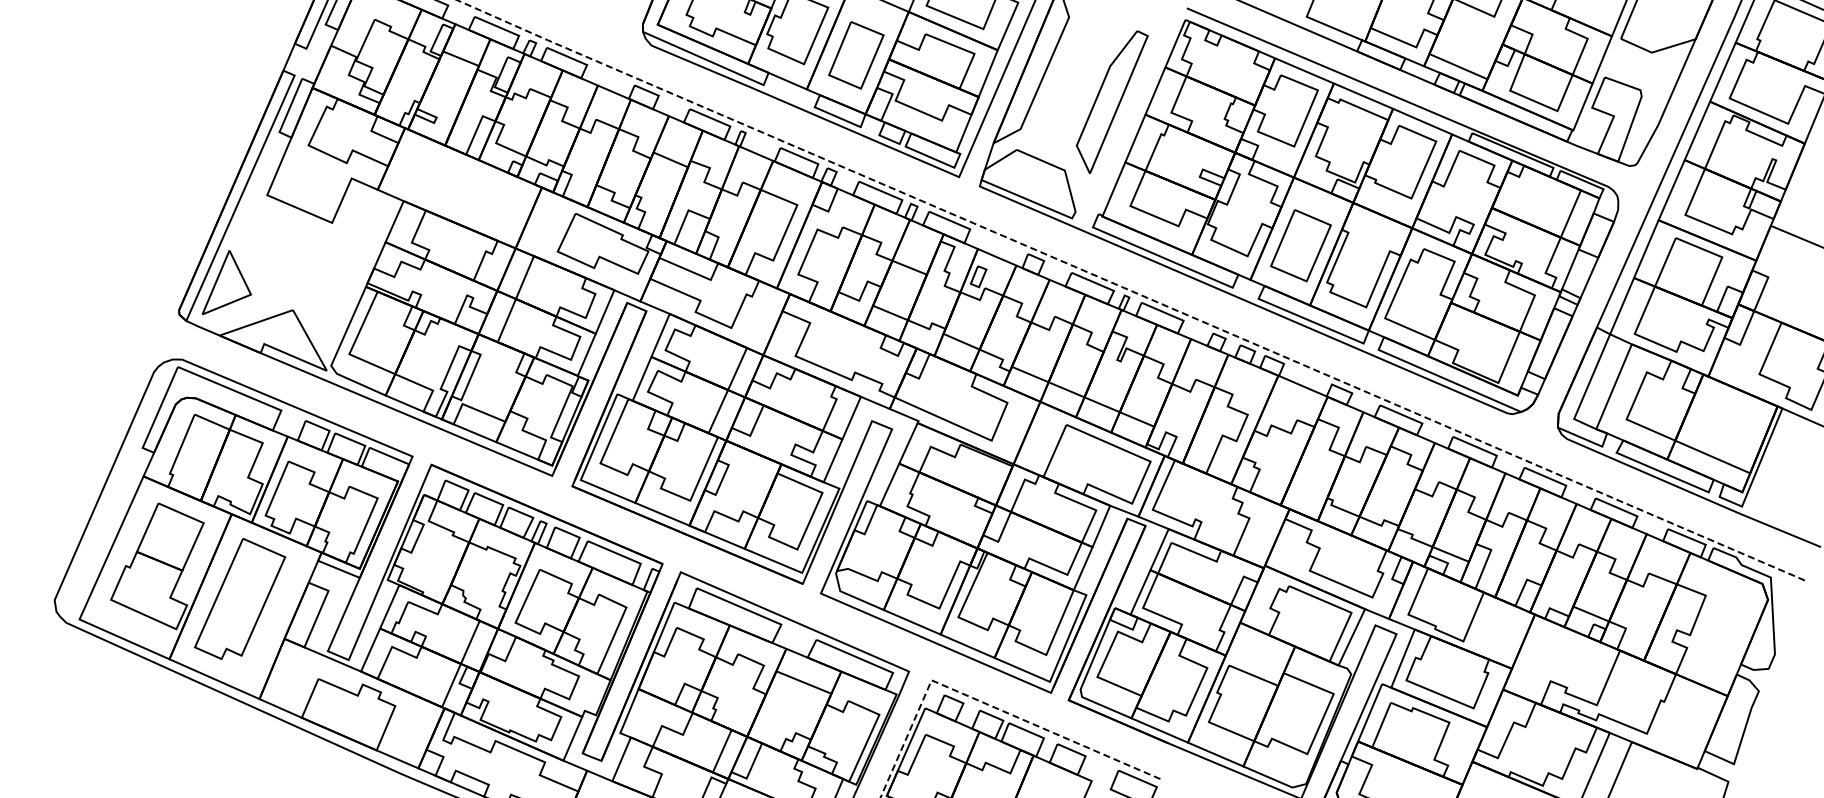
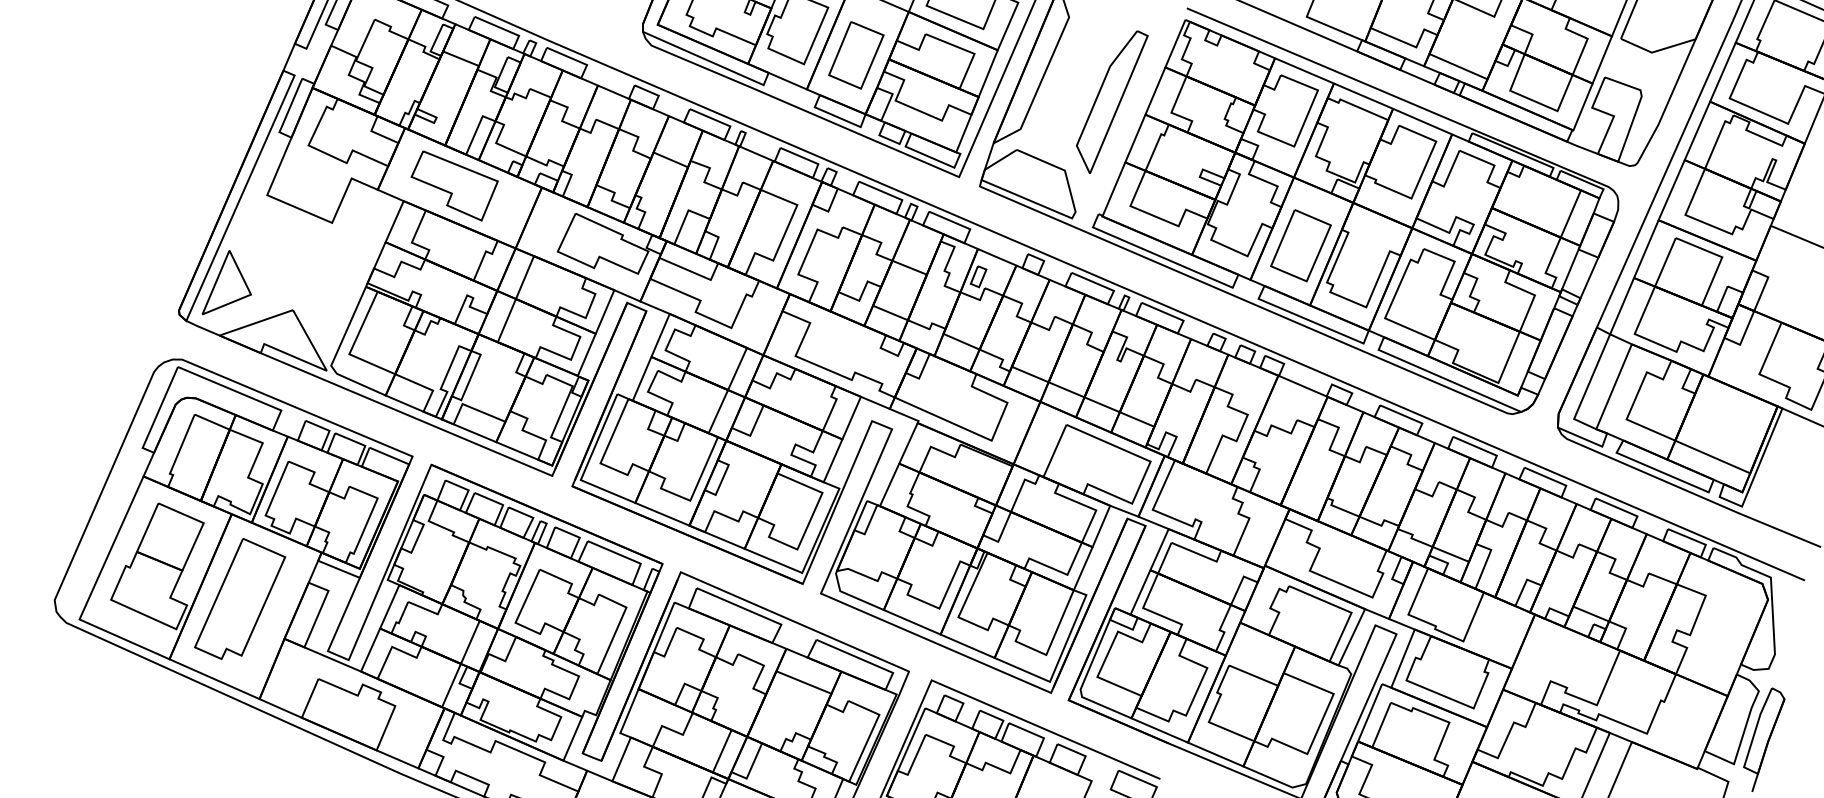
part: none -> present (454, 185)
line: dashed -> solid (1129, 290)
line: dashed -> solid (986, 704)
part: none -> present (1764, 739)
